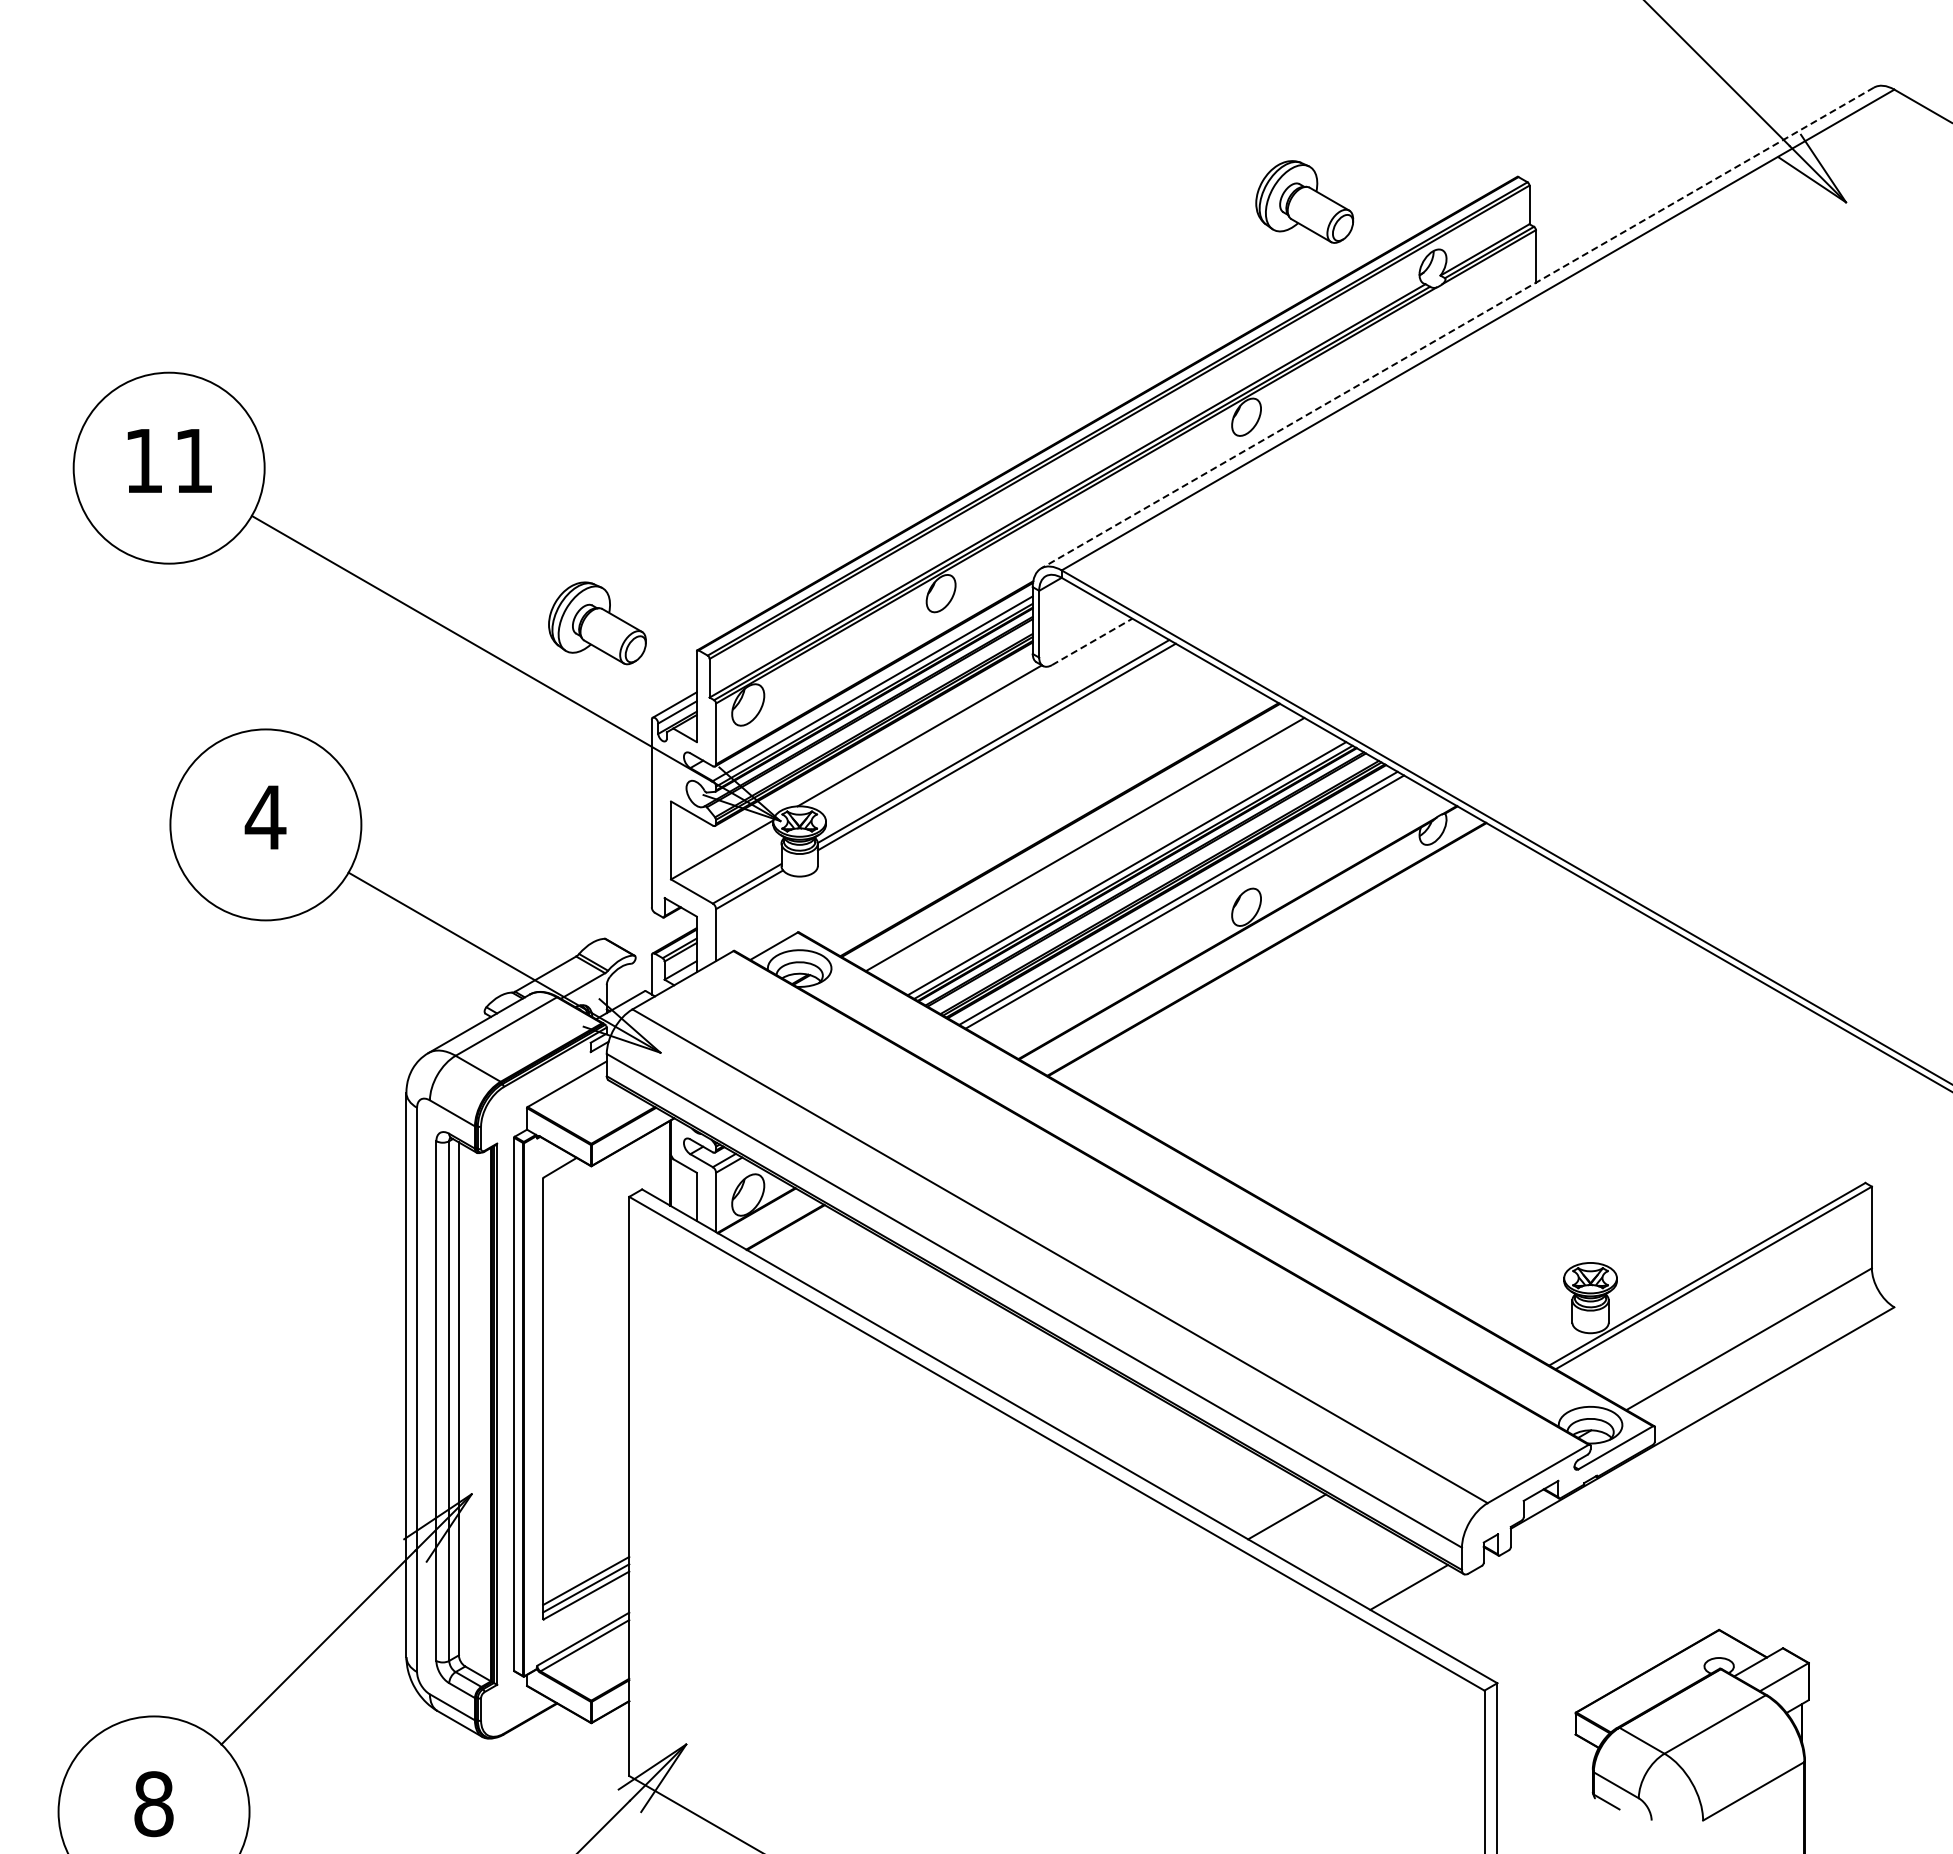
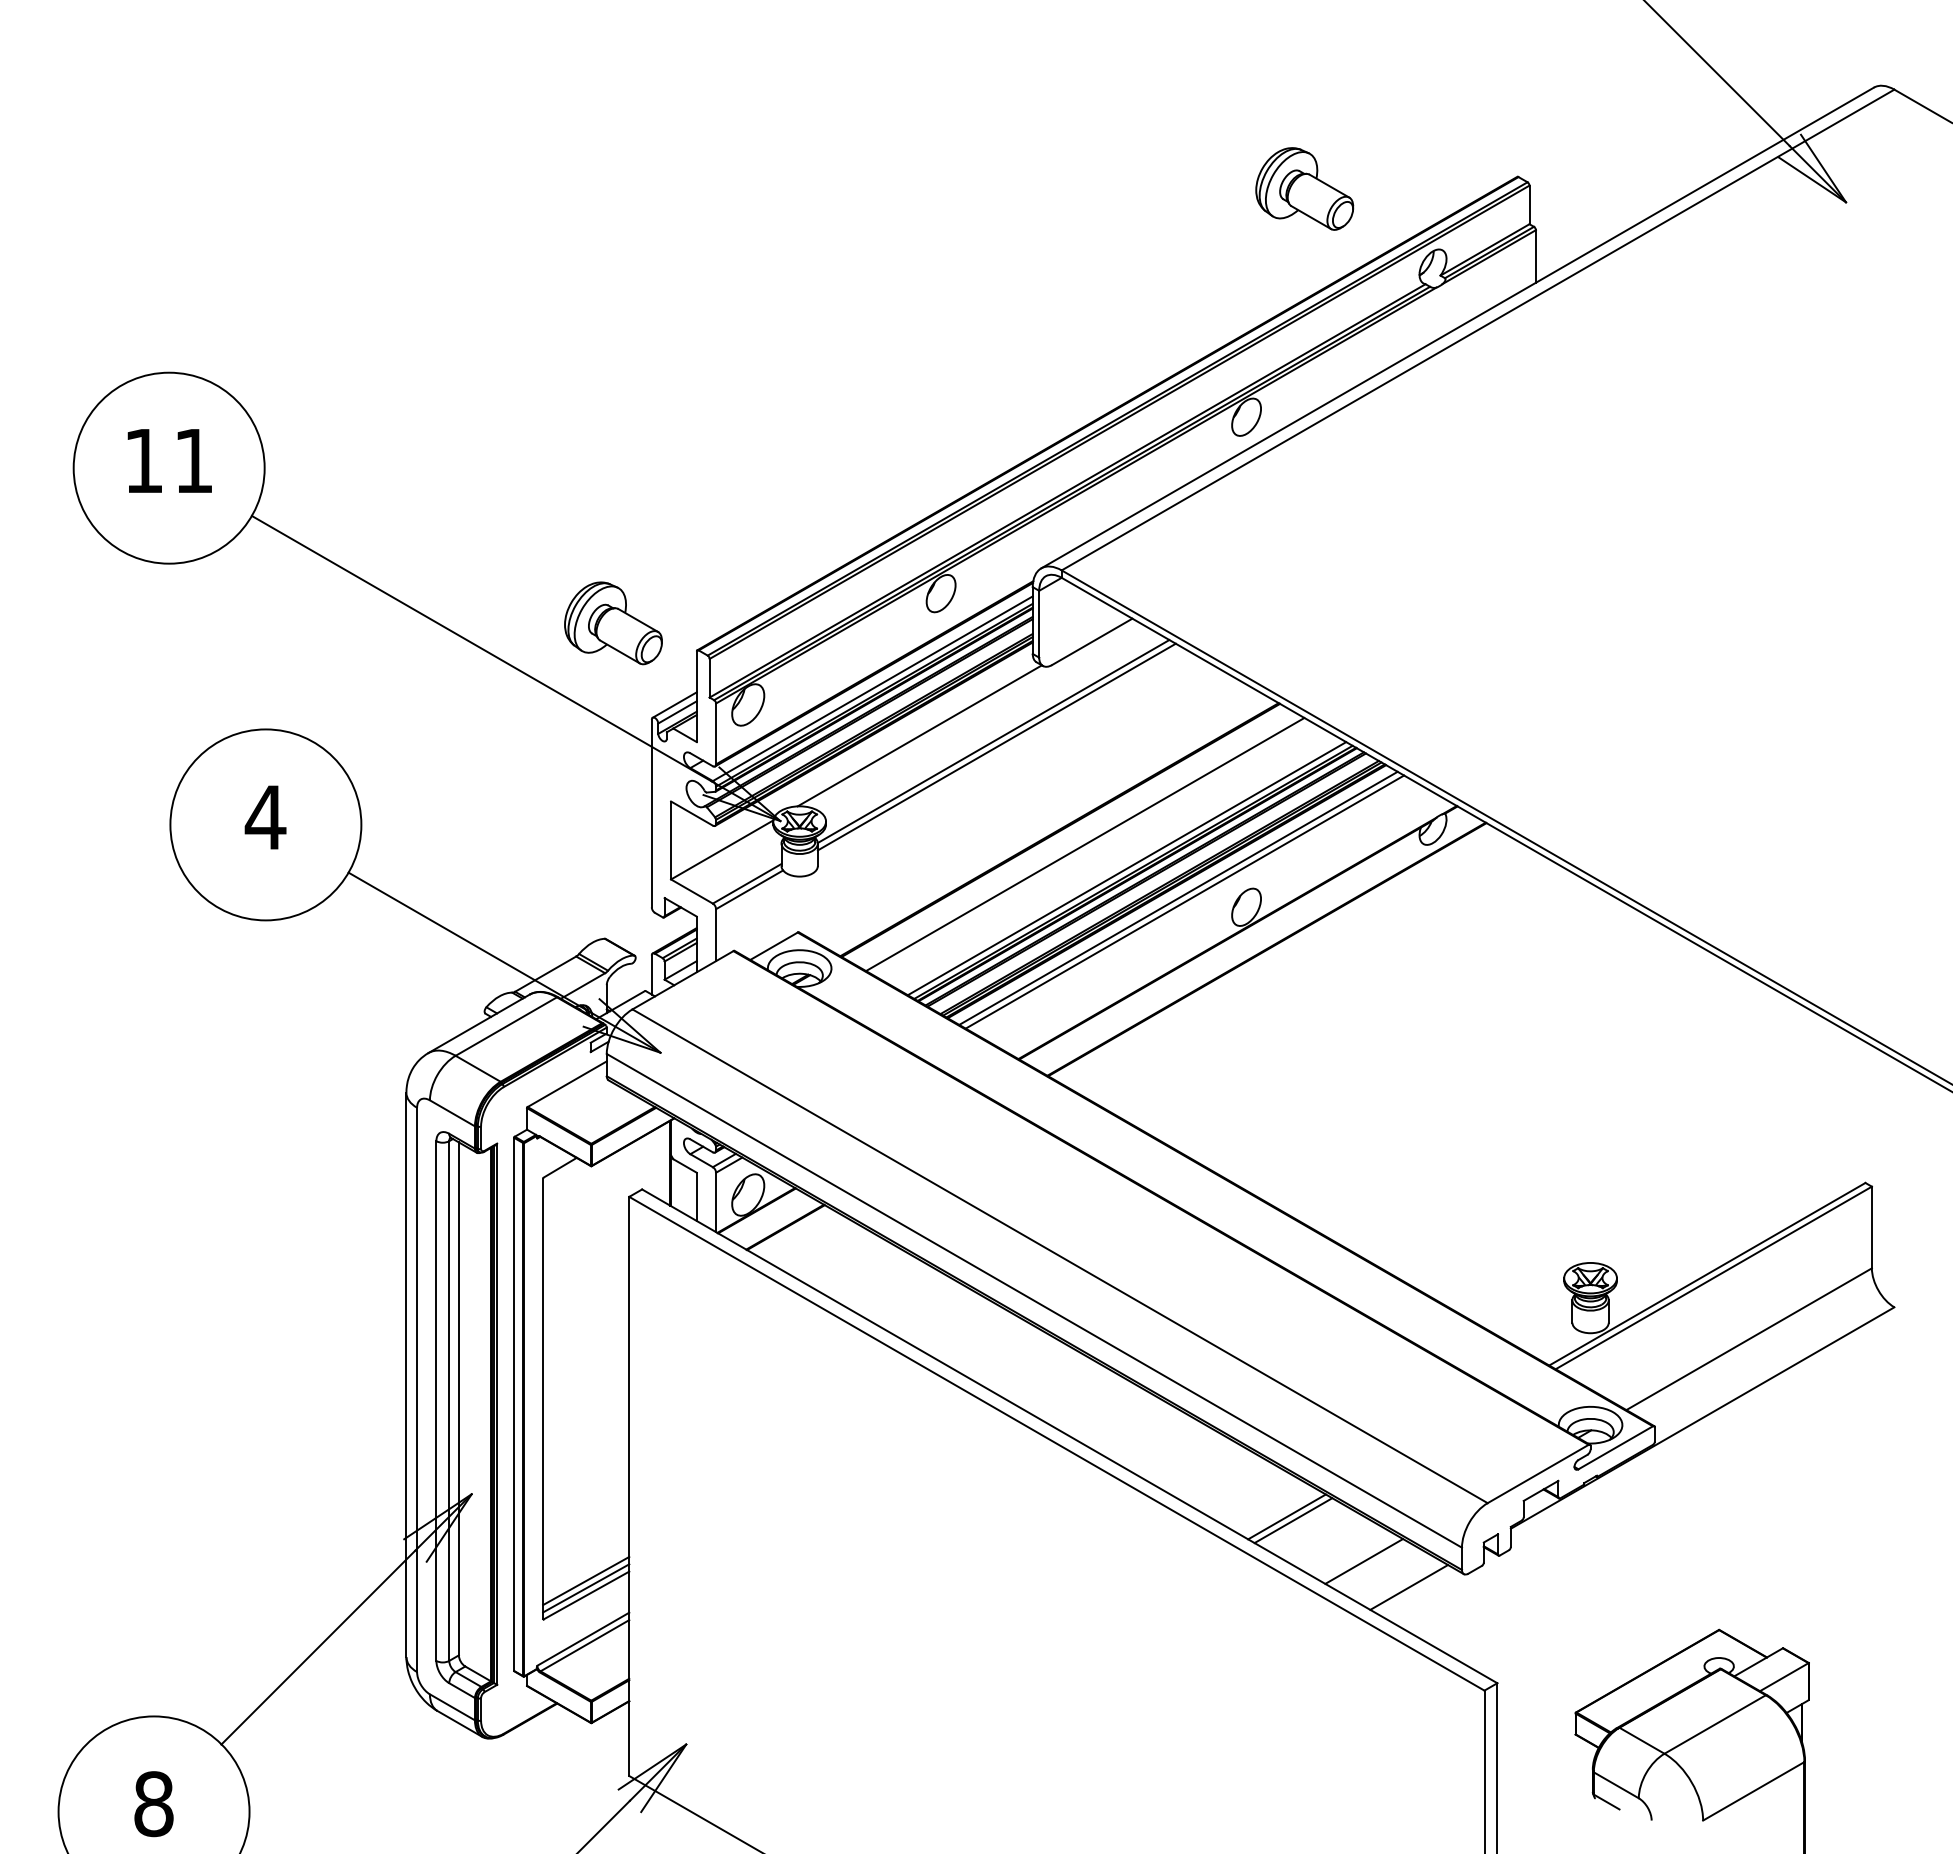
part position: (1304, 201) -> (1304, 188) (1304, 188)
line: dashed -> solid (1457, 328)
part position: (597, 623) -> (613, 623) (613, 623)
line: dashed -> solid (1092, 641)
line: none -> present (1293, 1520)
line: none -> present (1364, 1561)
